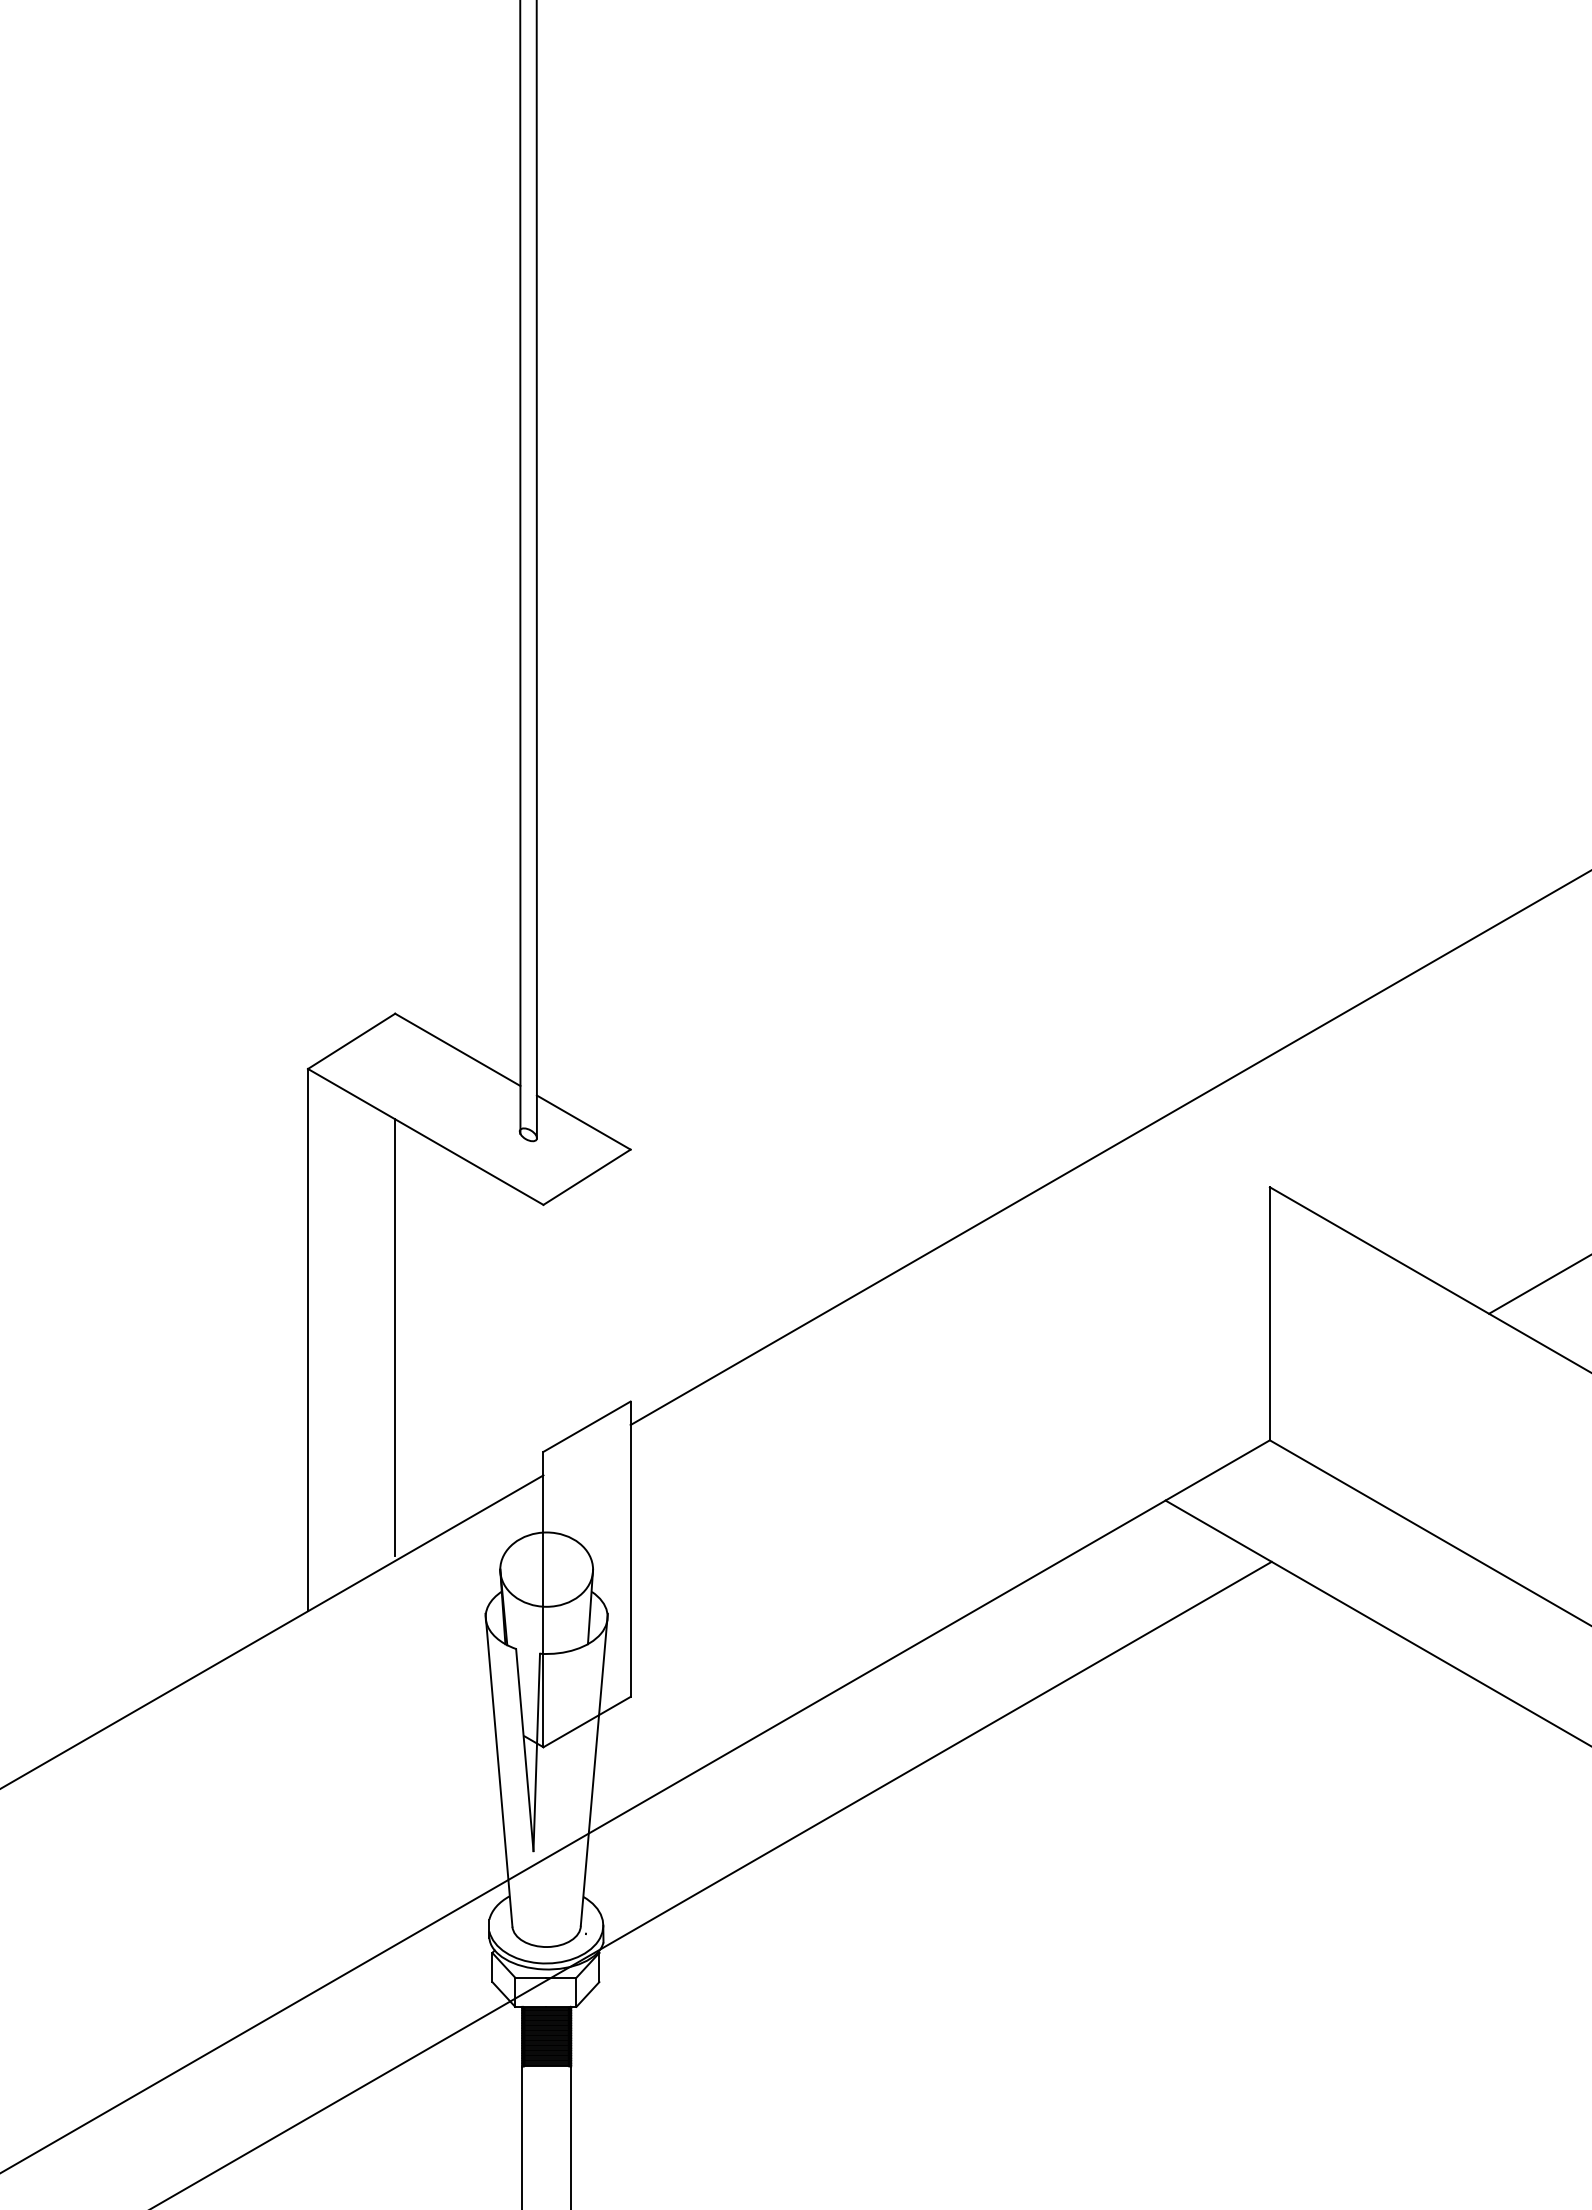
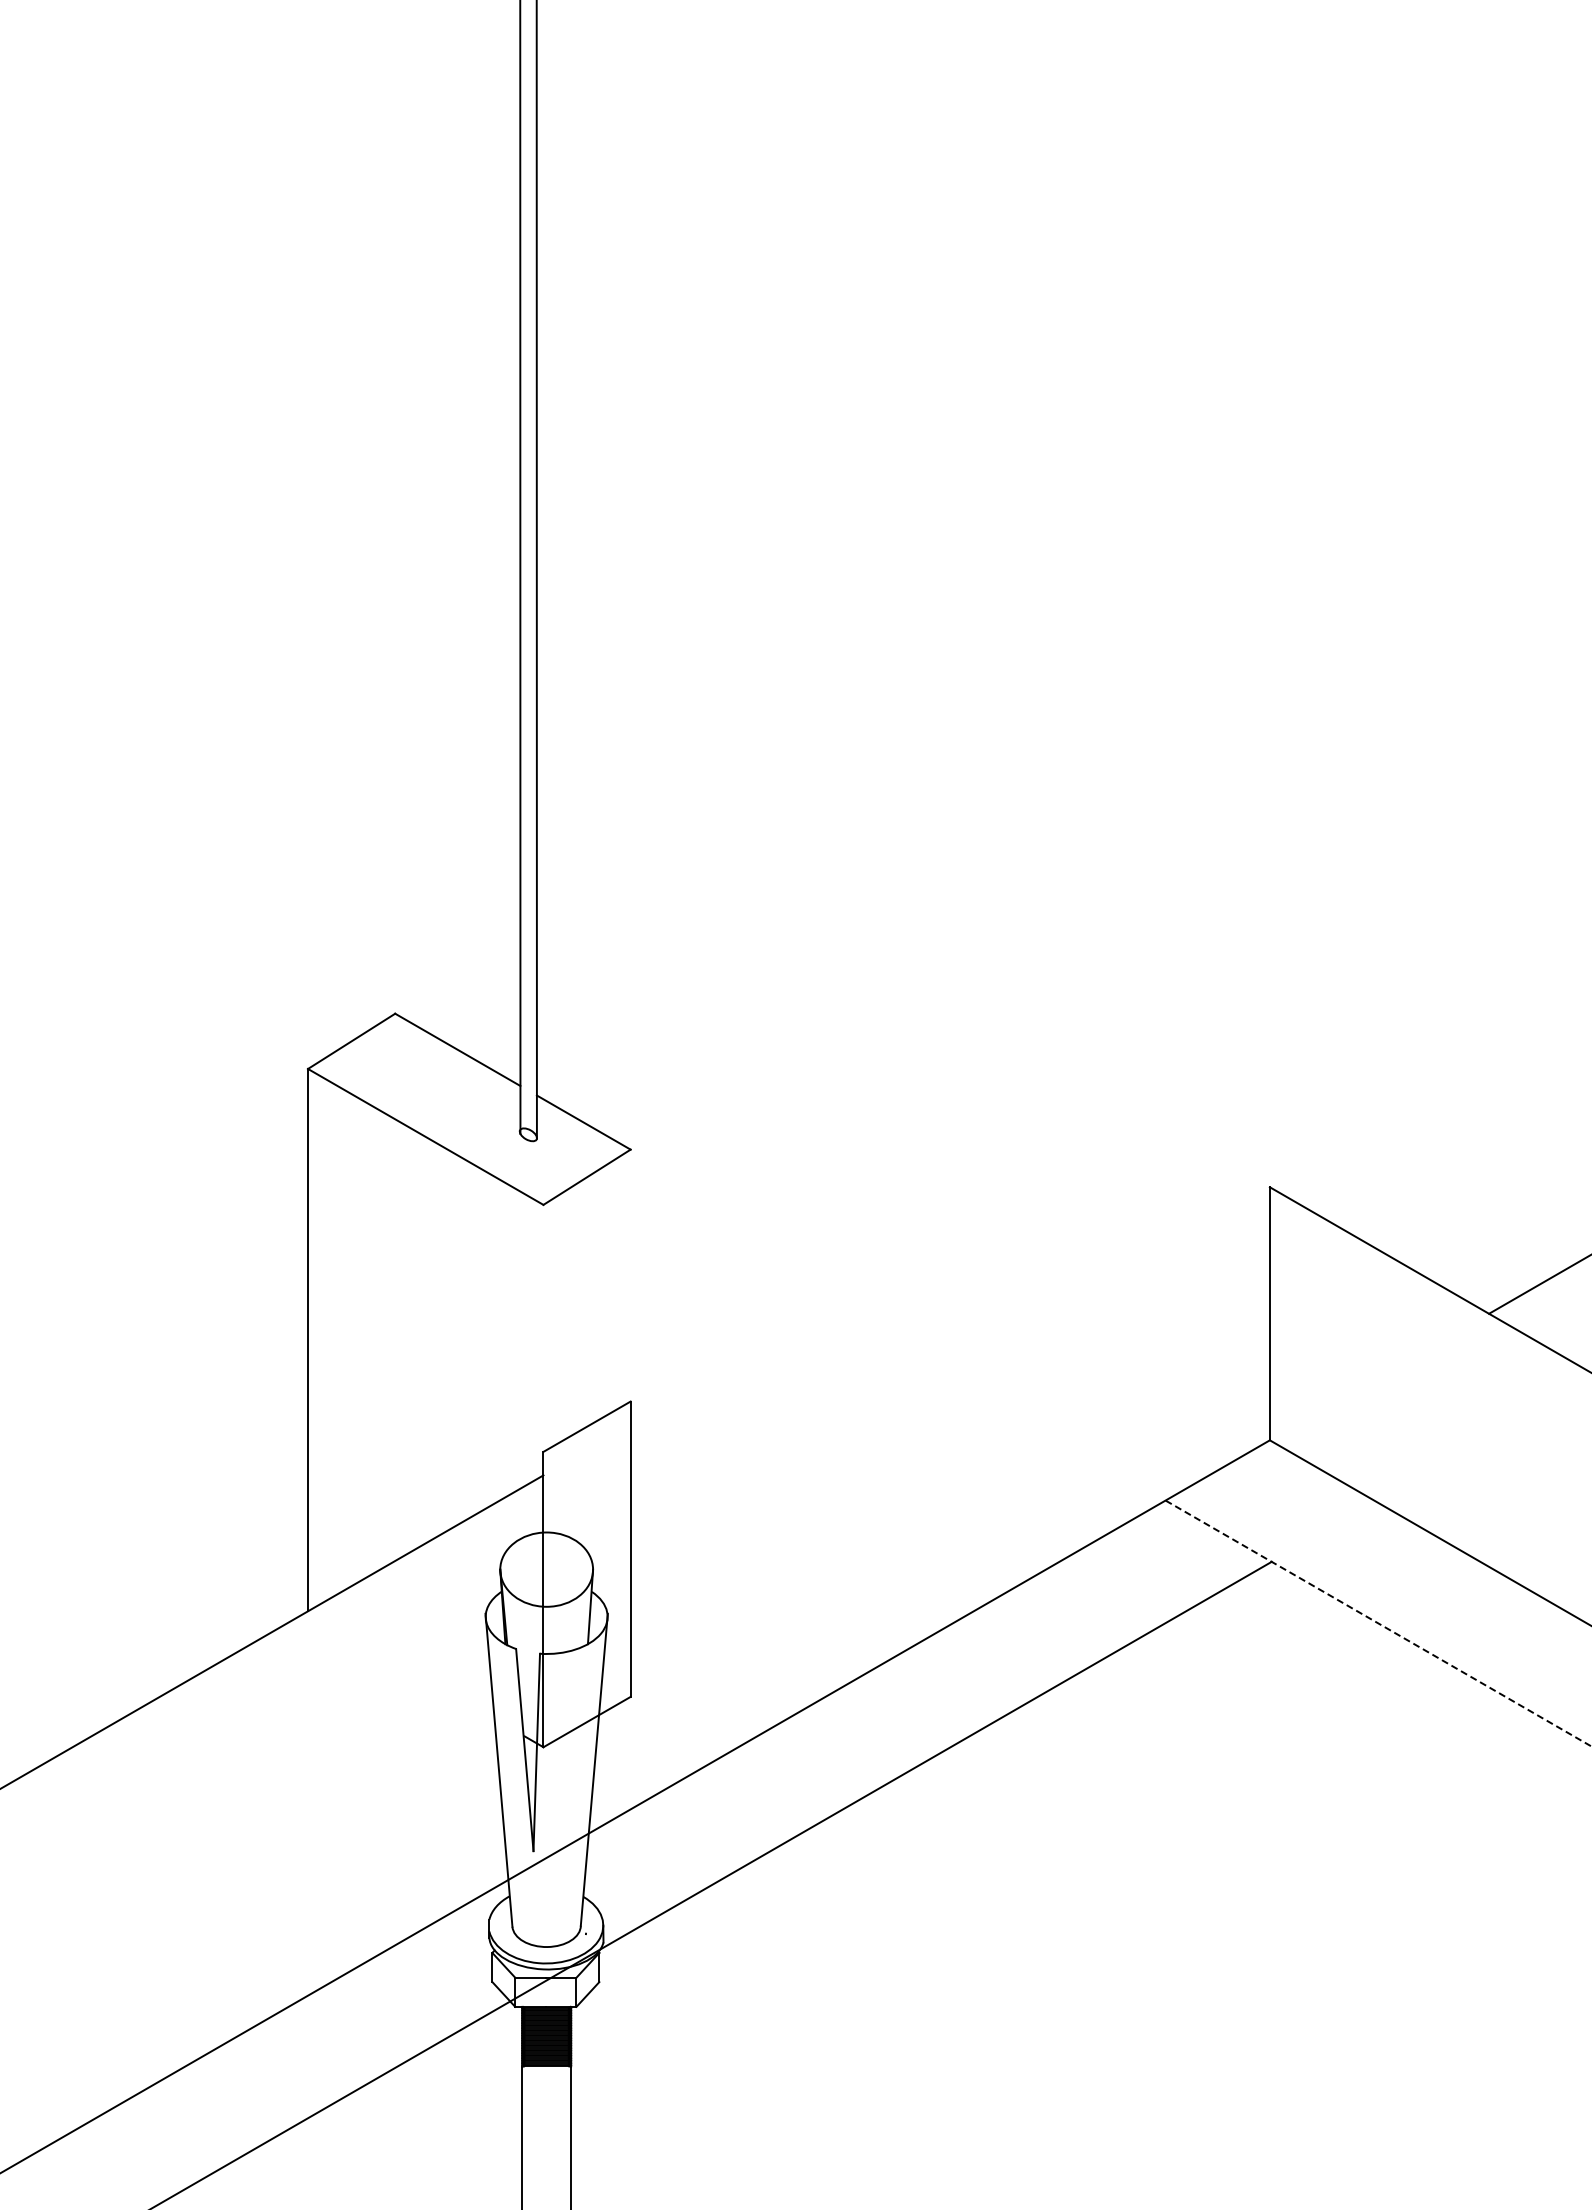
line: present -> none (1109, 1148)
line: present -> none (395, 1337)
line: solid -> dashed (1378, 1623)
